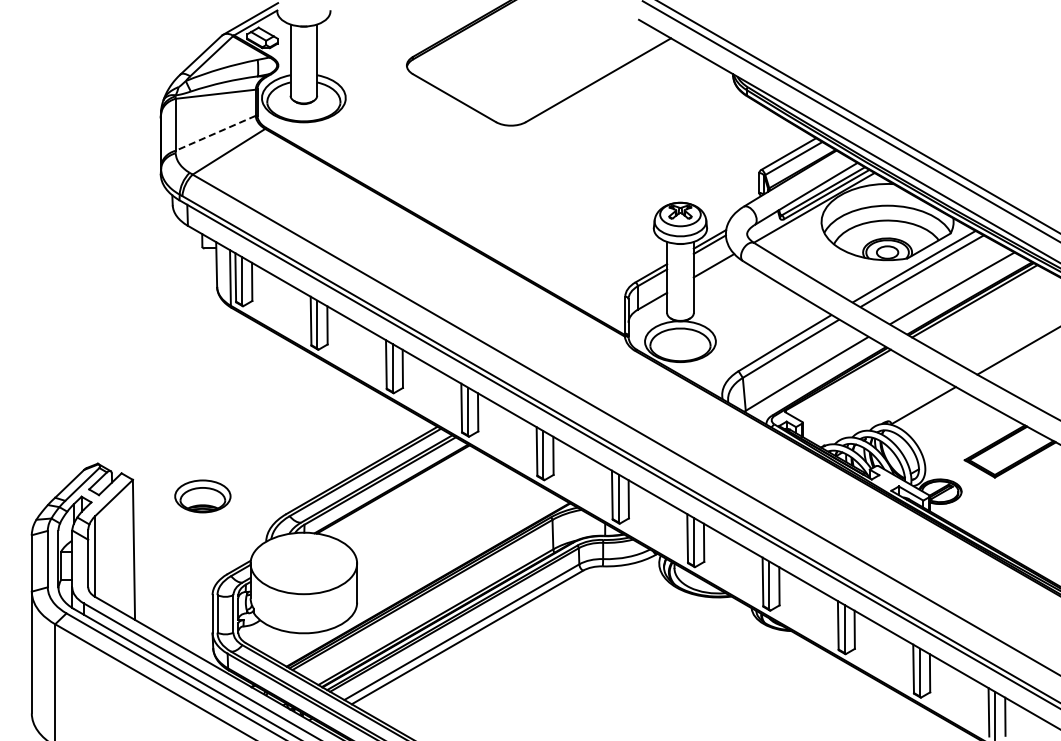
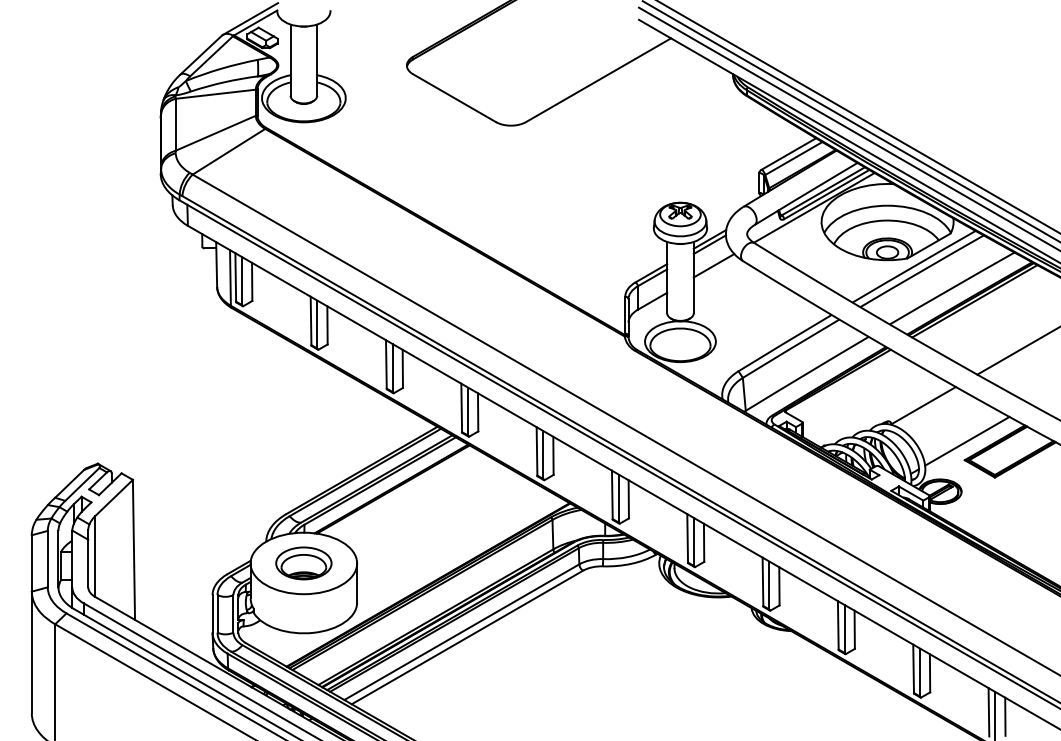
line: none -> present (847, 128)
line: dashed -> solid (215, 133)
line: none -> present (967, 440)
part position: (202, 496) -> (303, 563) (303, 563)
